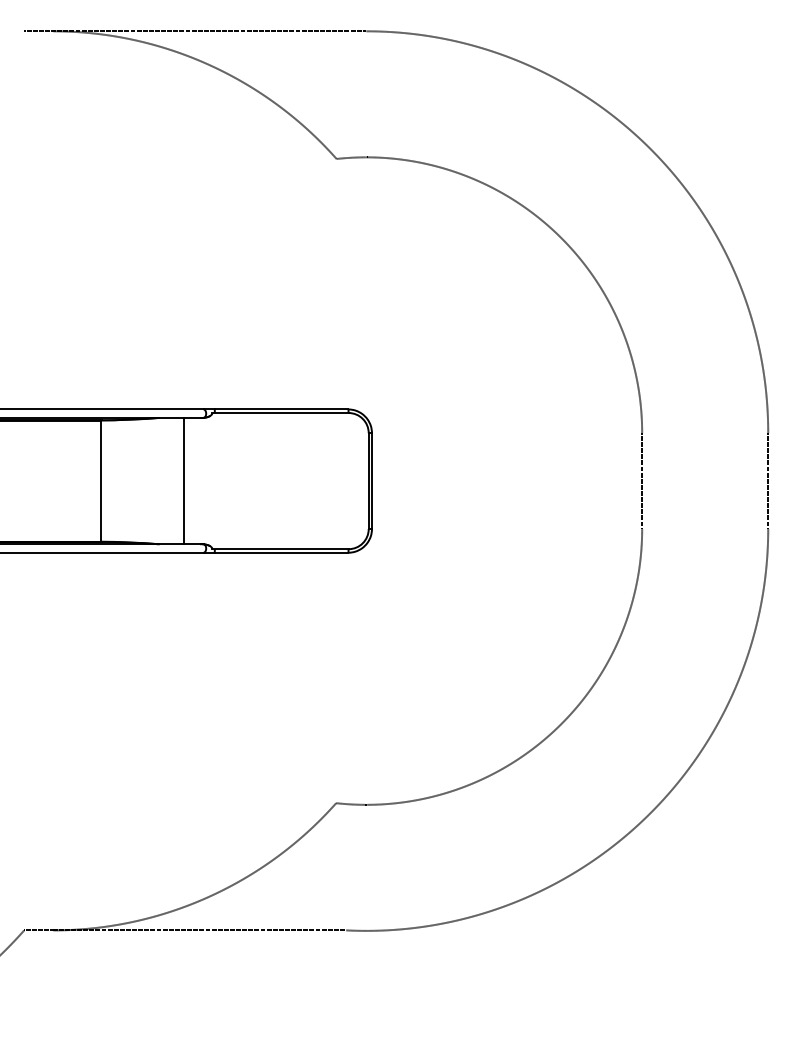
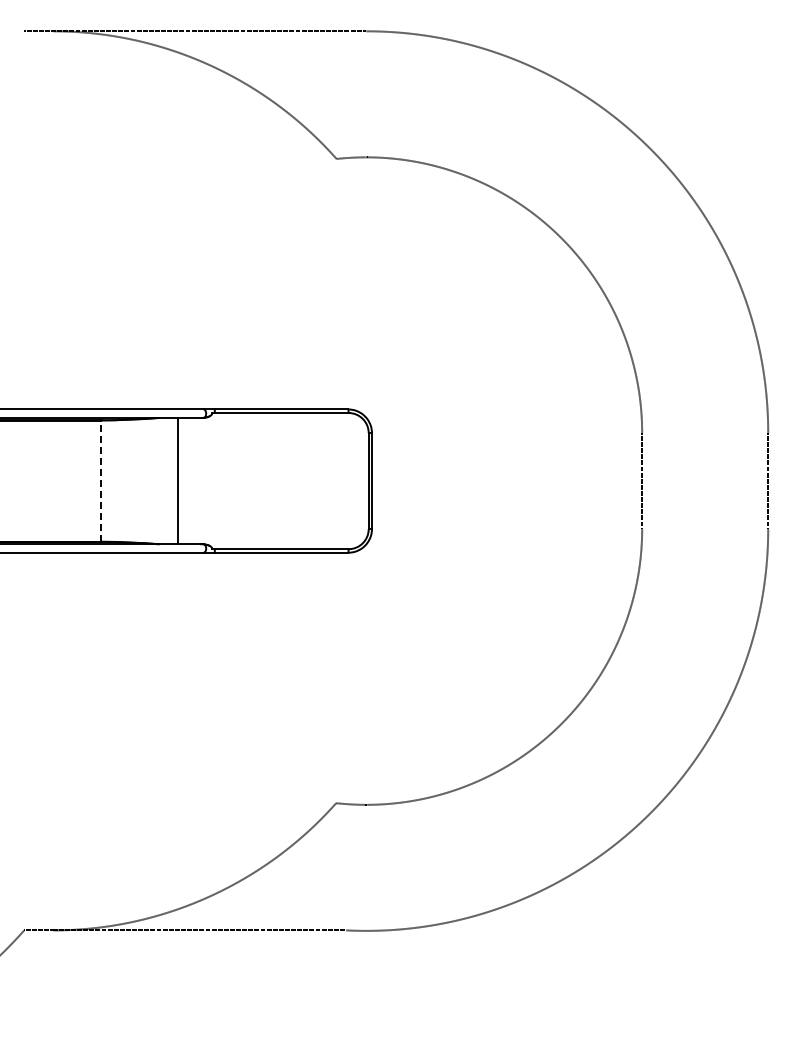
line: solid -> dashed (101, 480)
line position: (183, 480) -> (177, 480) (177, 480)
